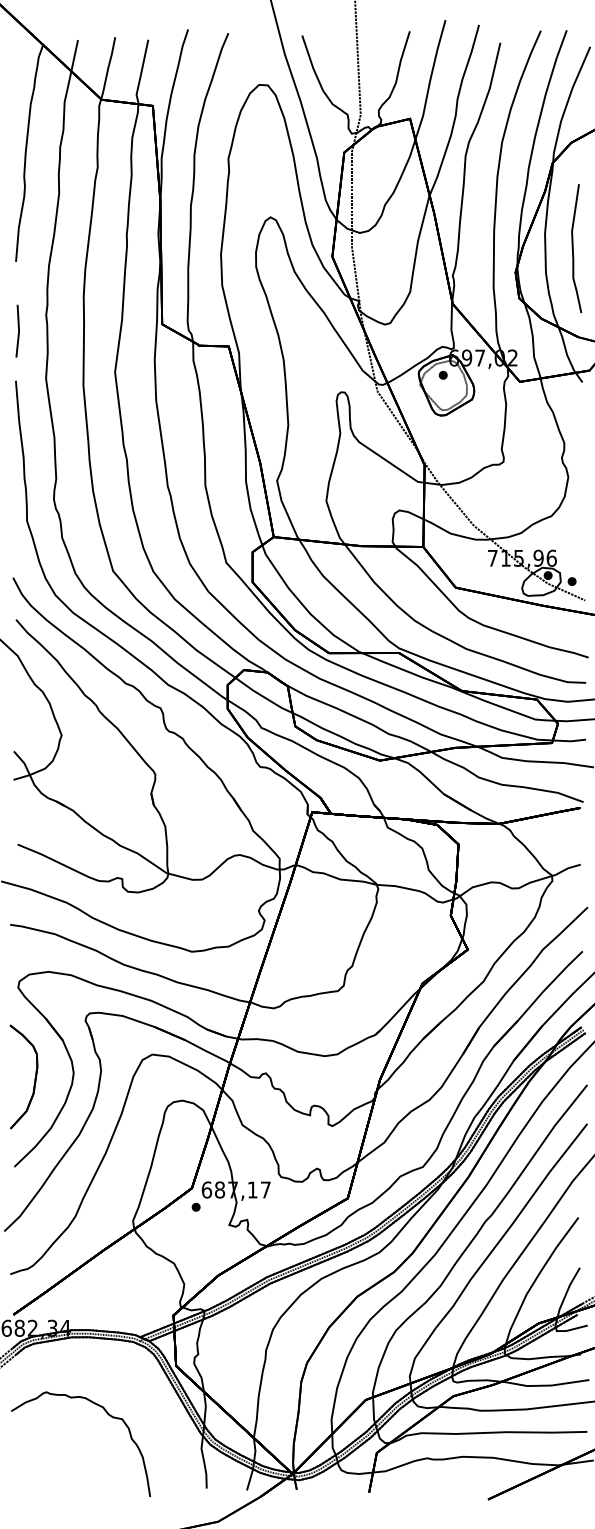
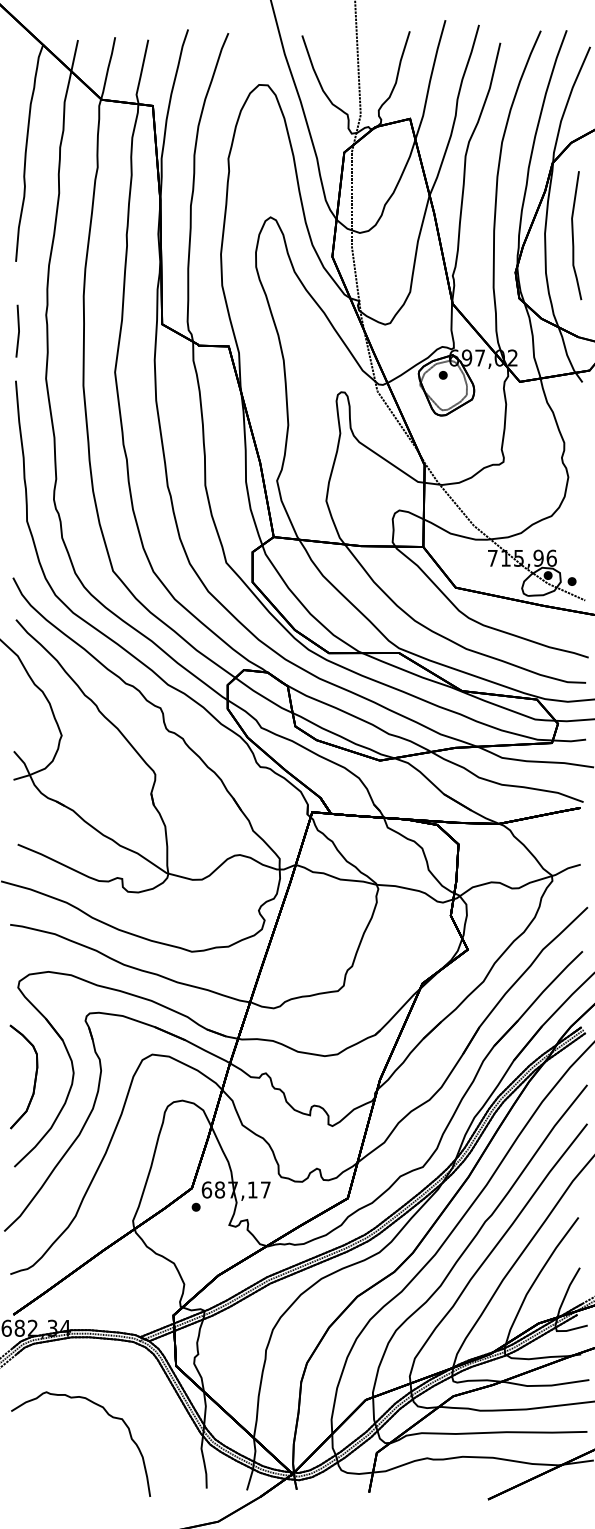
curve position: (573, 248) -> (573, 235) (573, 235)
